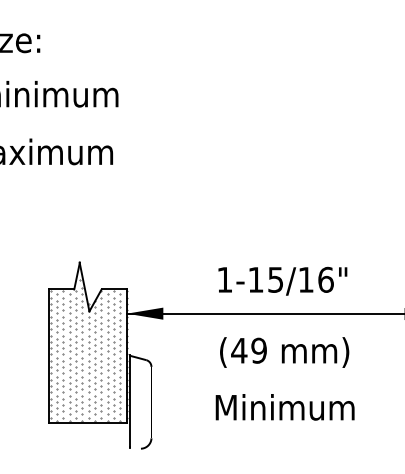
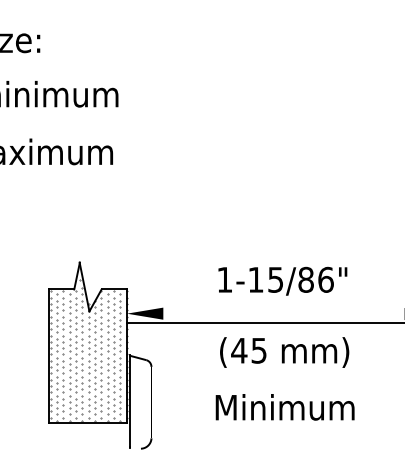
text: 1-15/16" -> 1-15/86" (305, 279)
line position: (264, 314) -> (264, 323) (264, 323)
text: (49 -> (45 (258, 350)
